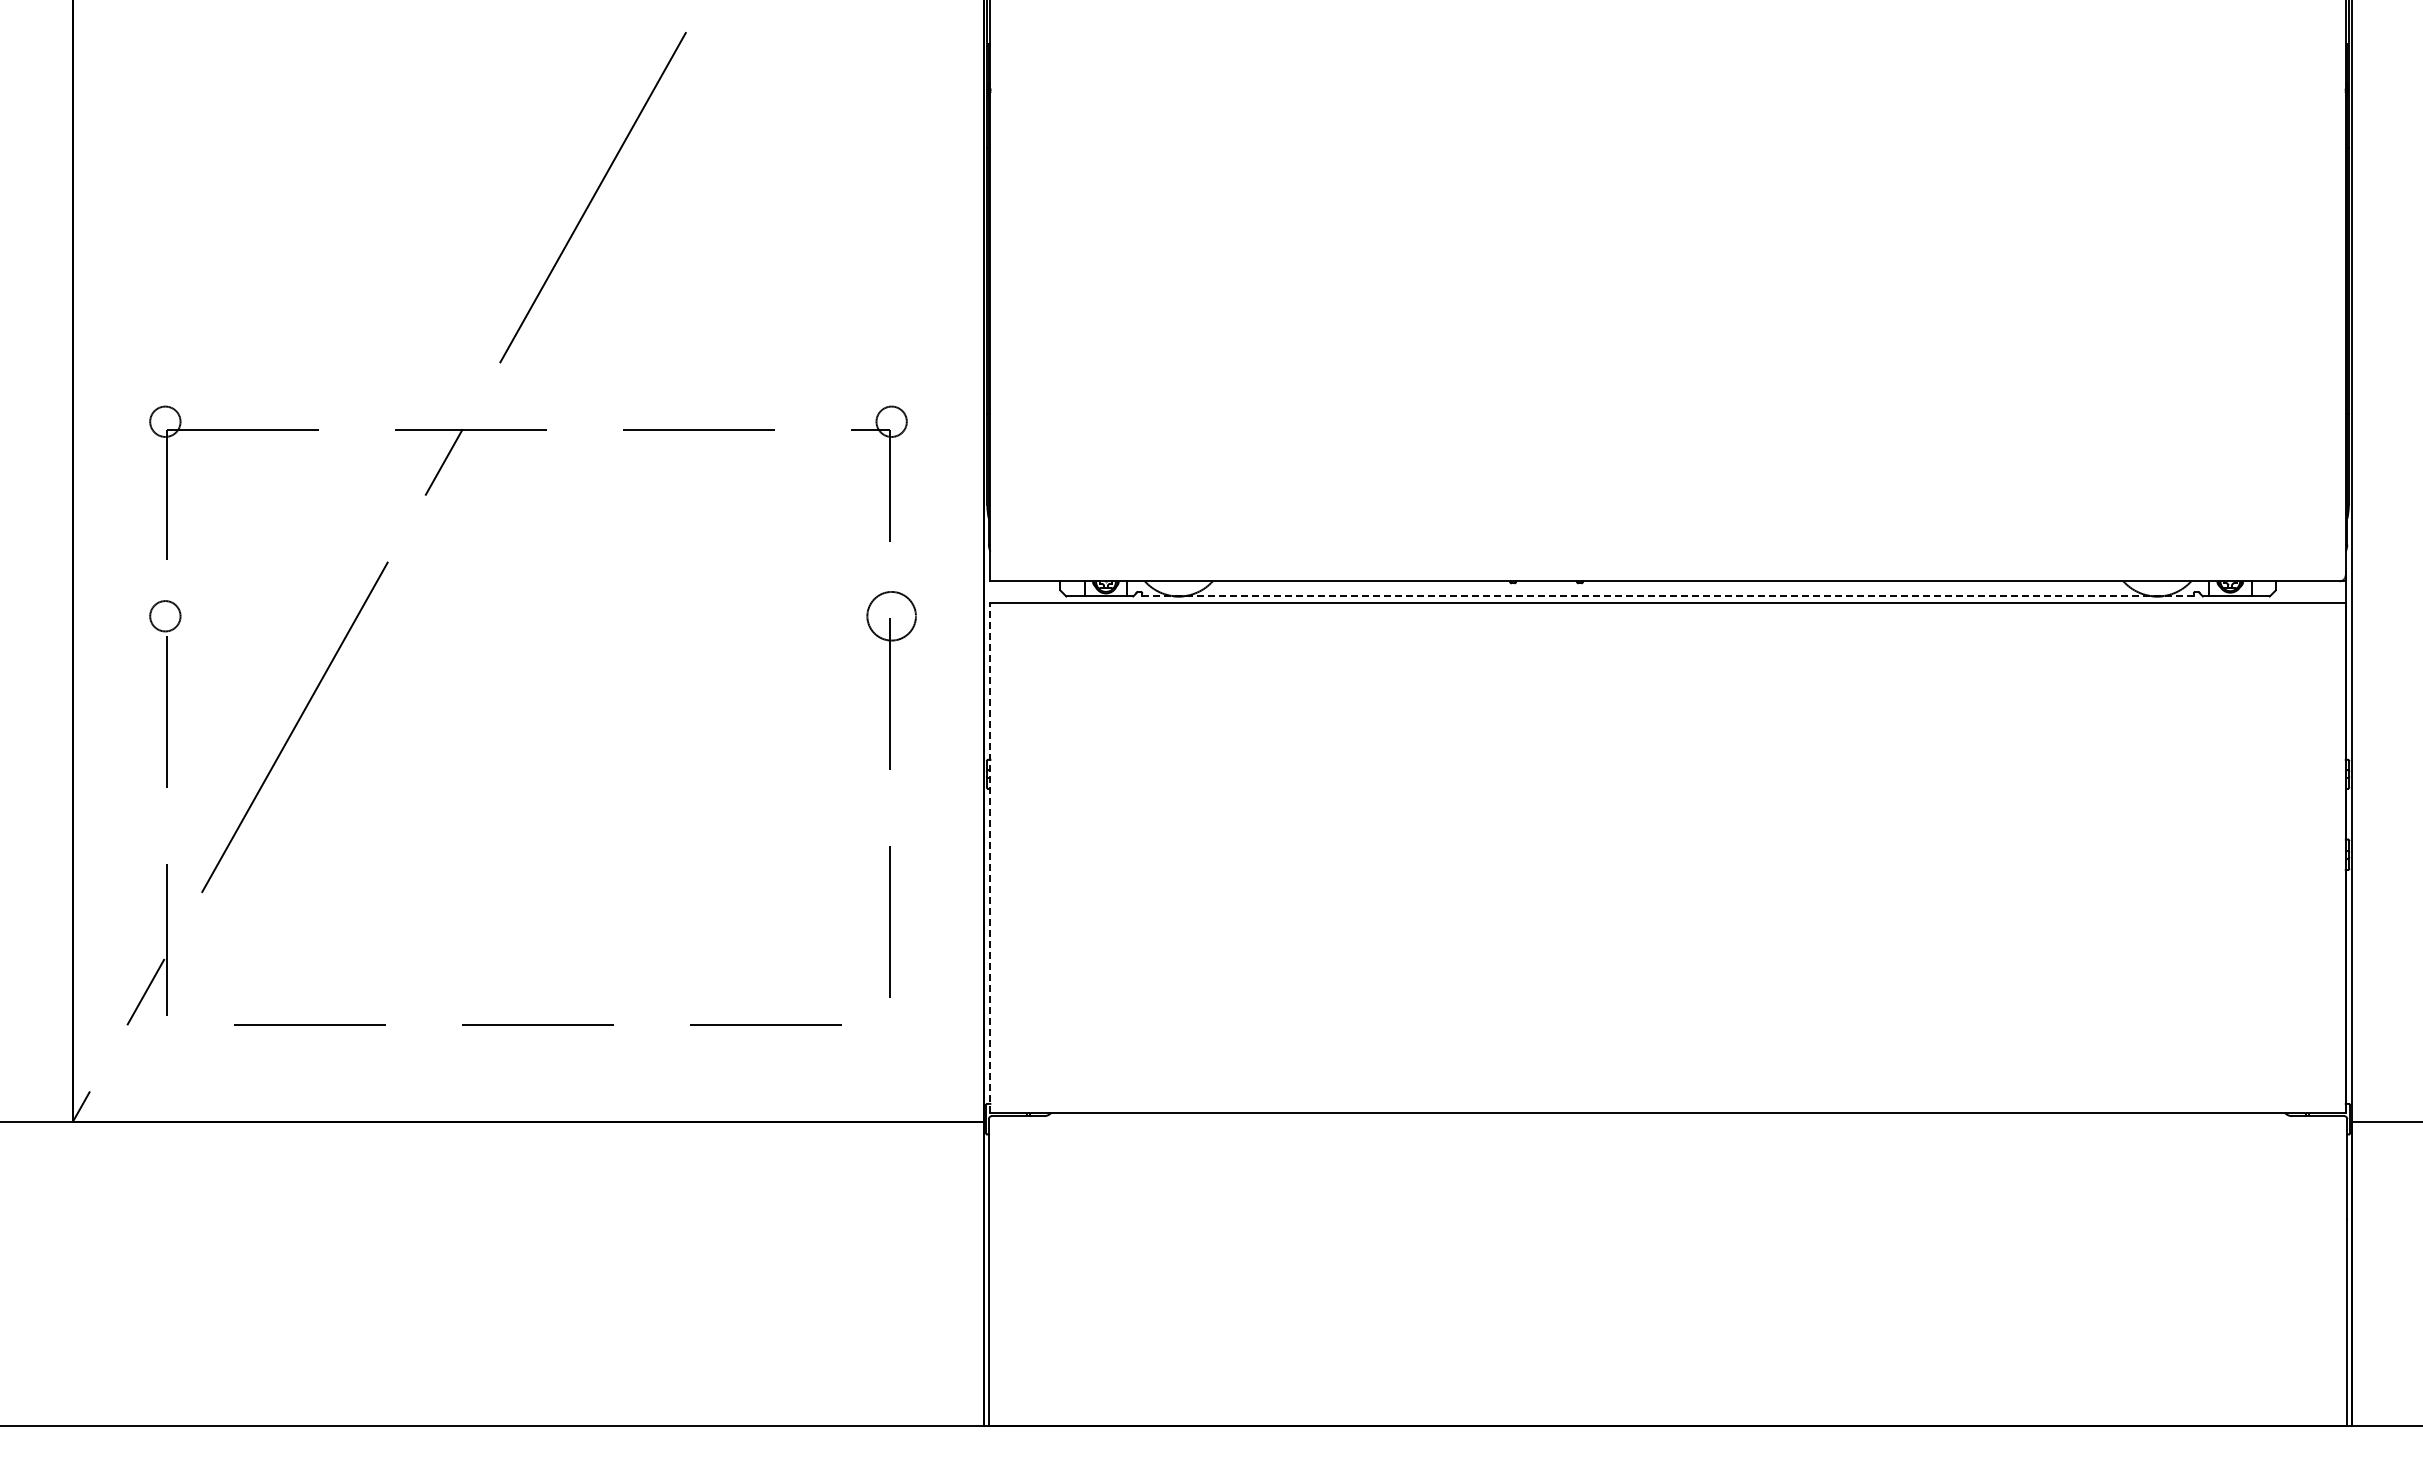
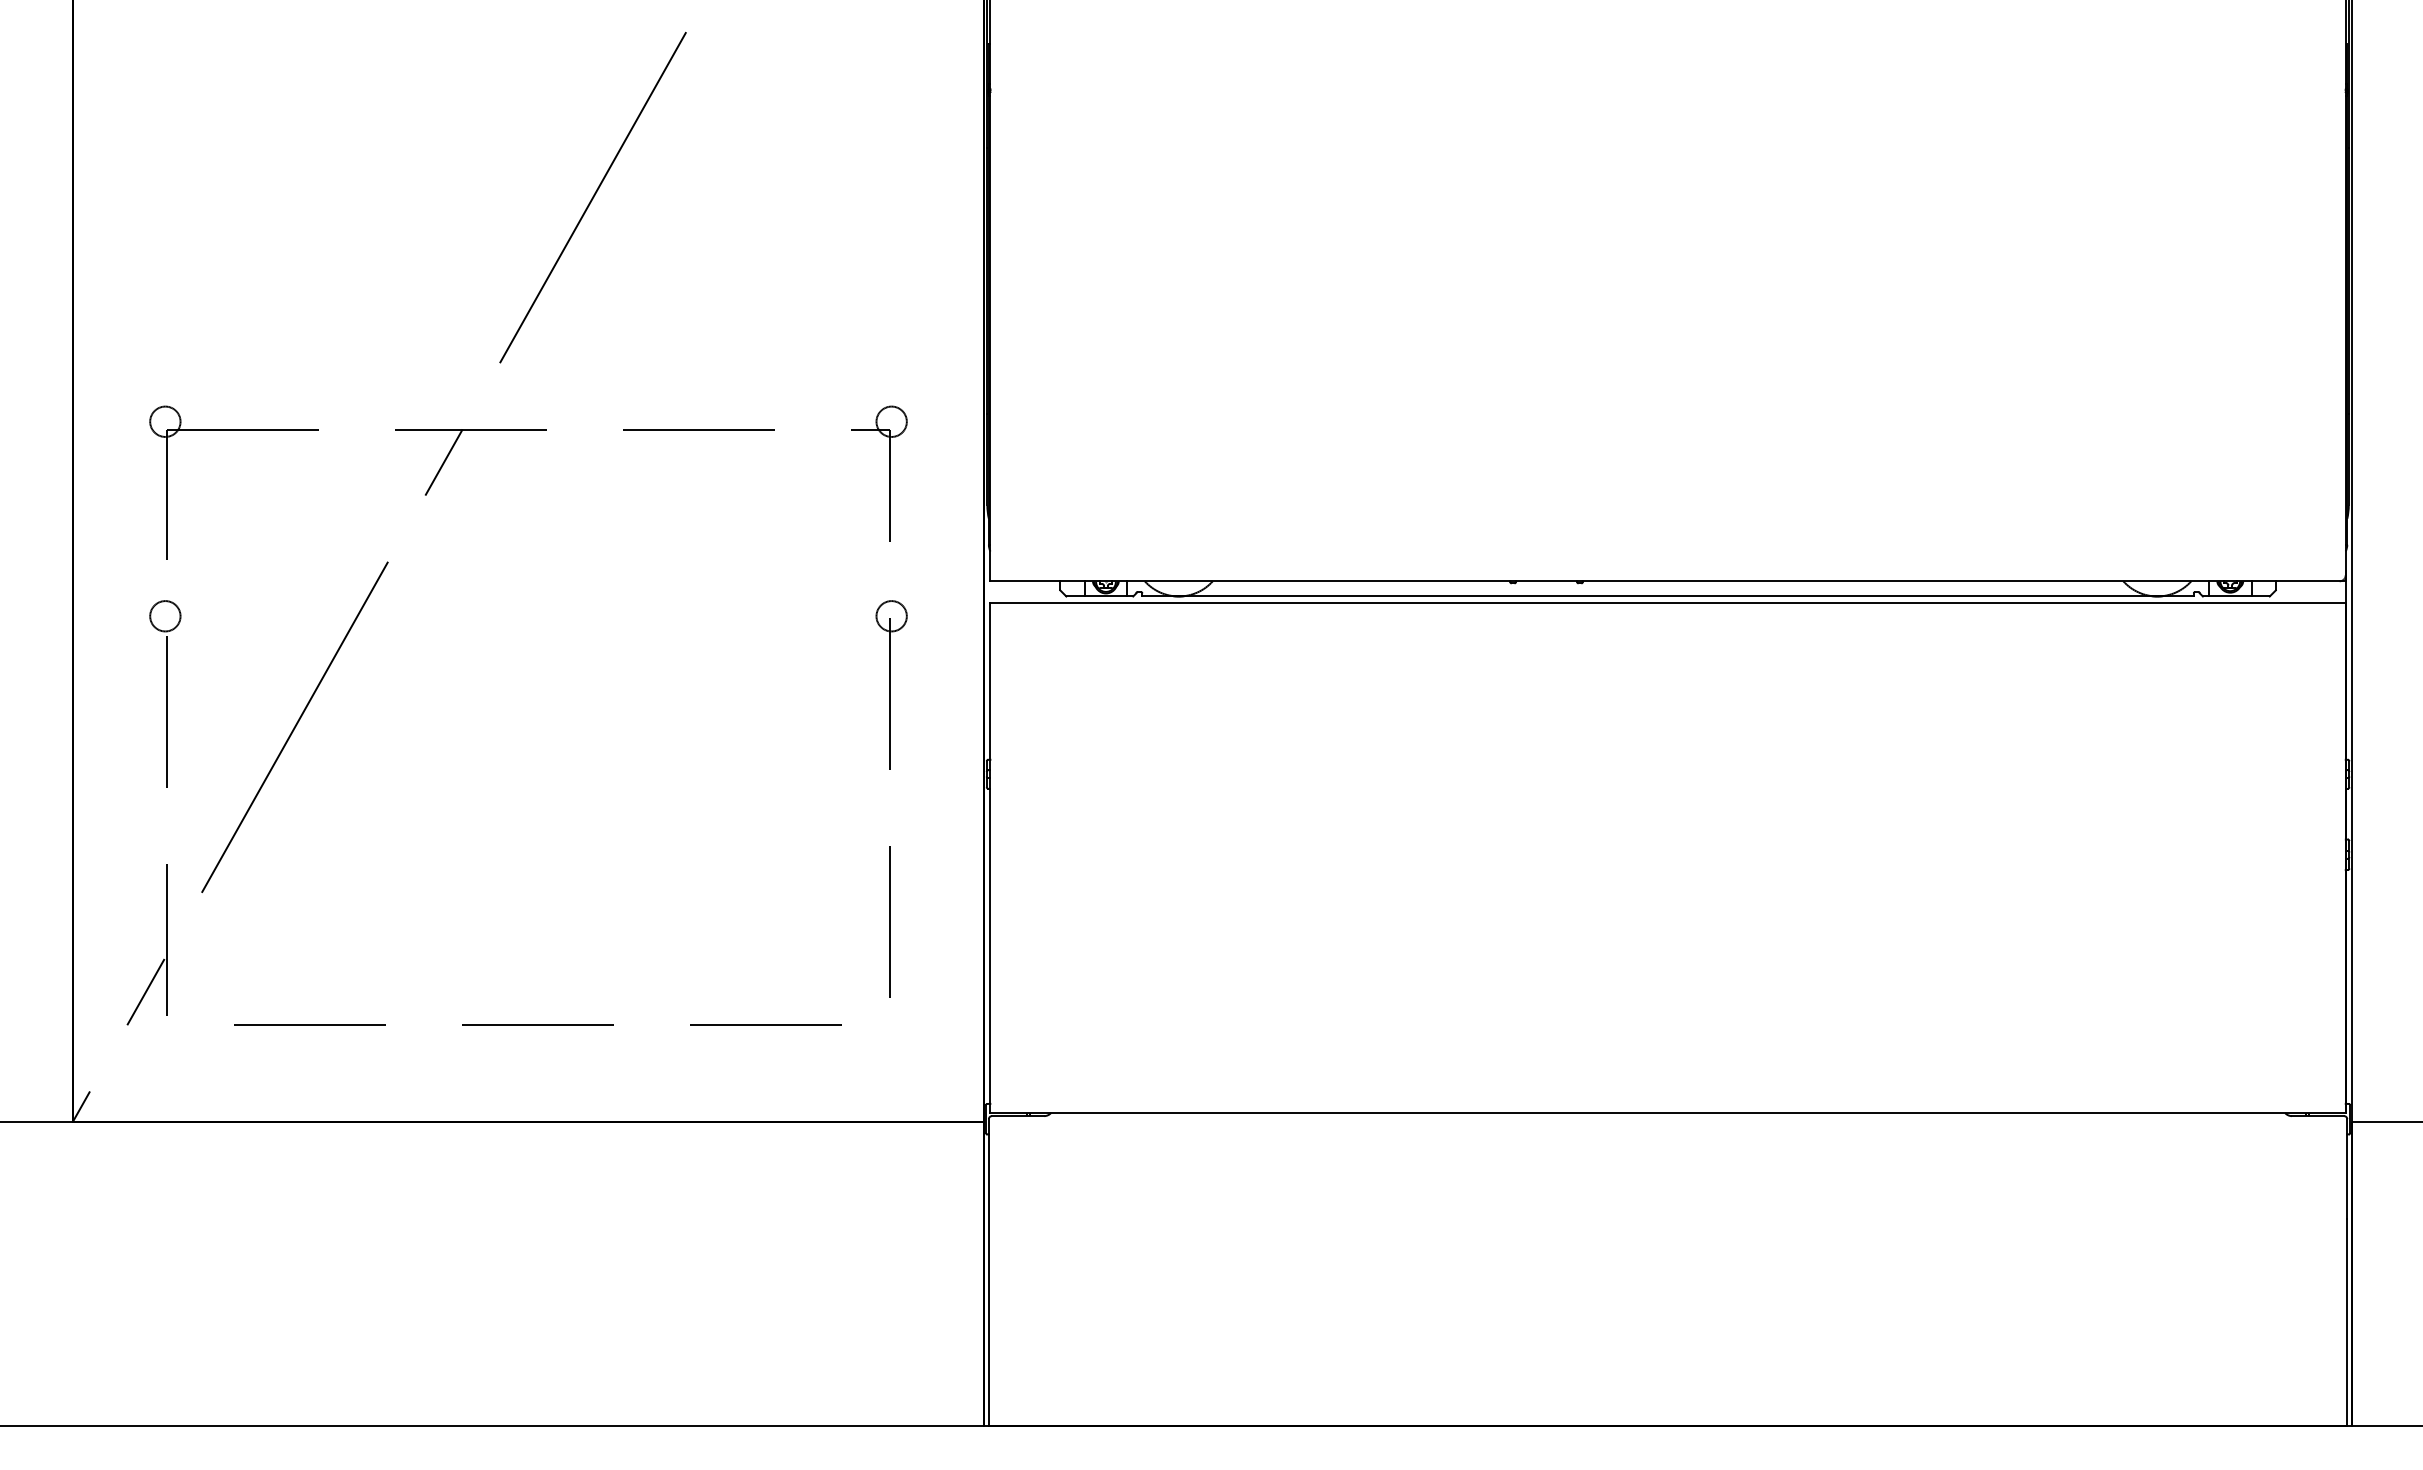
line: dashed -> solid (1668, 596)
circle diameter: 49 px -> 30 px (891, 616)
line: dashed -> solid (990, 857)
